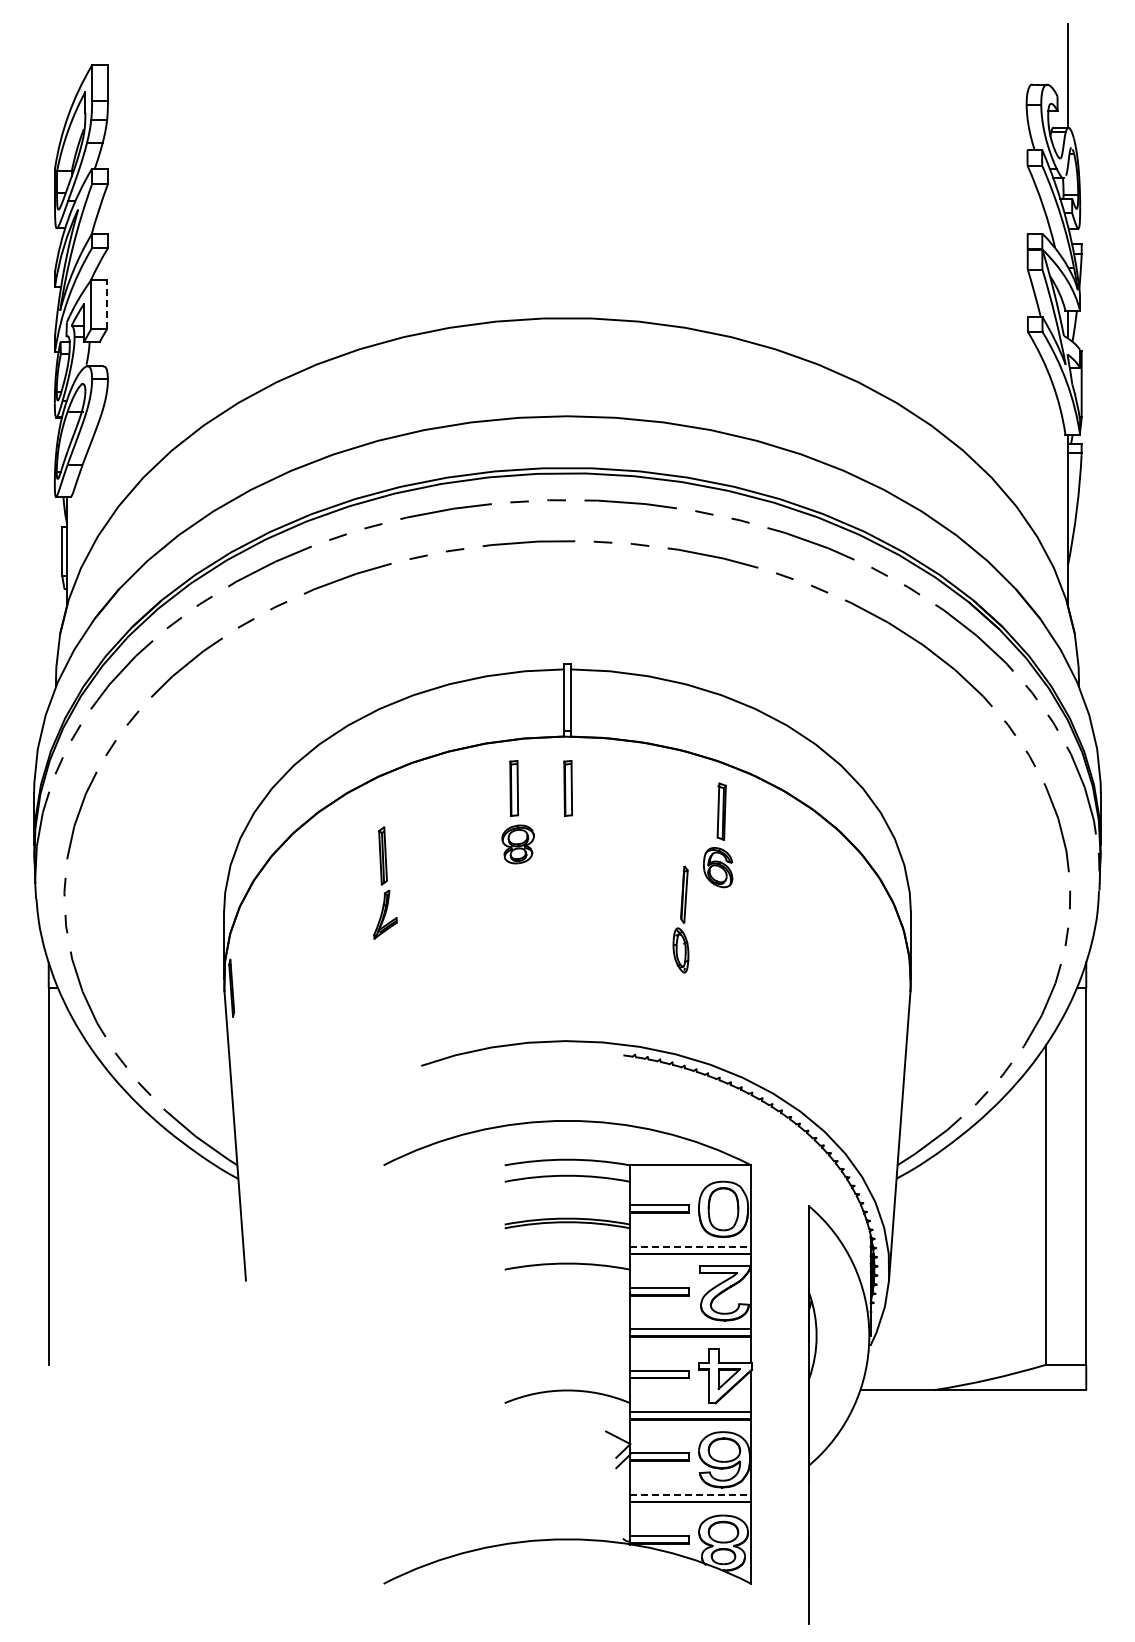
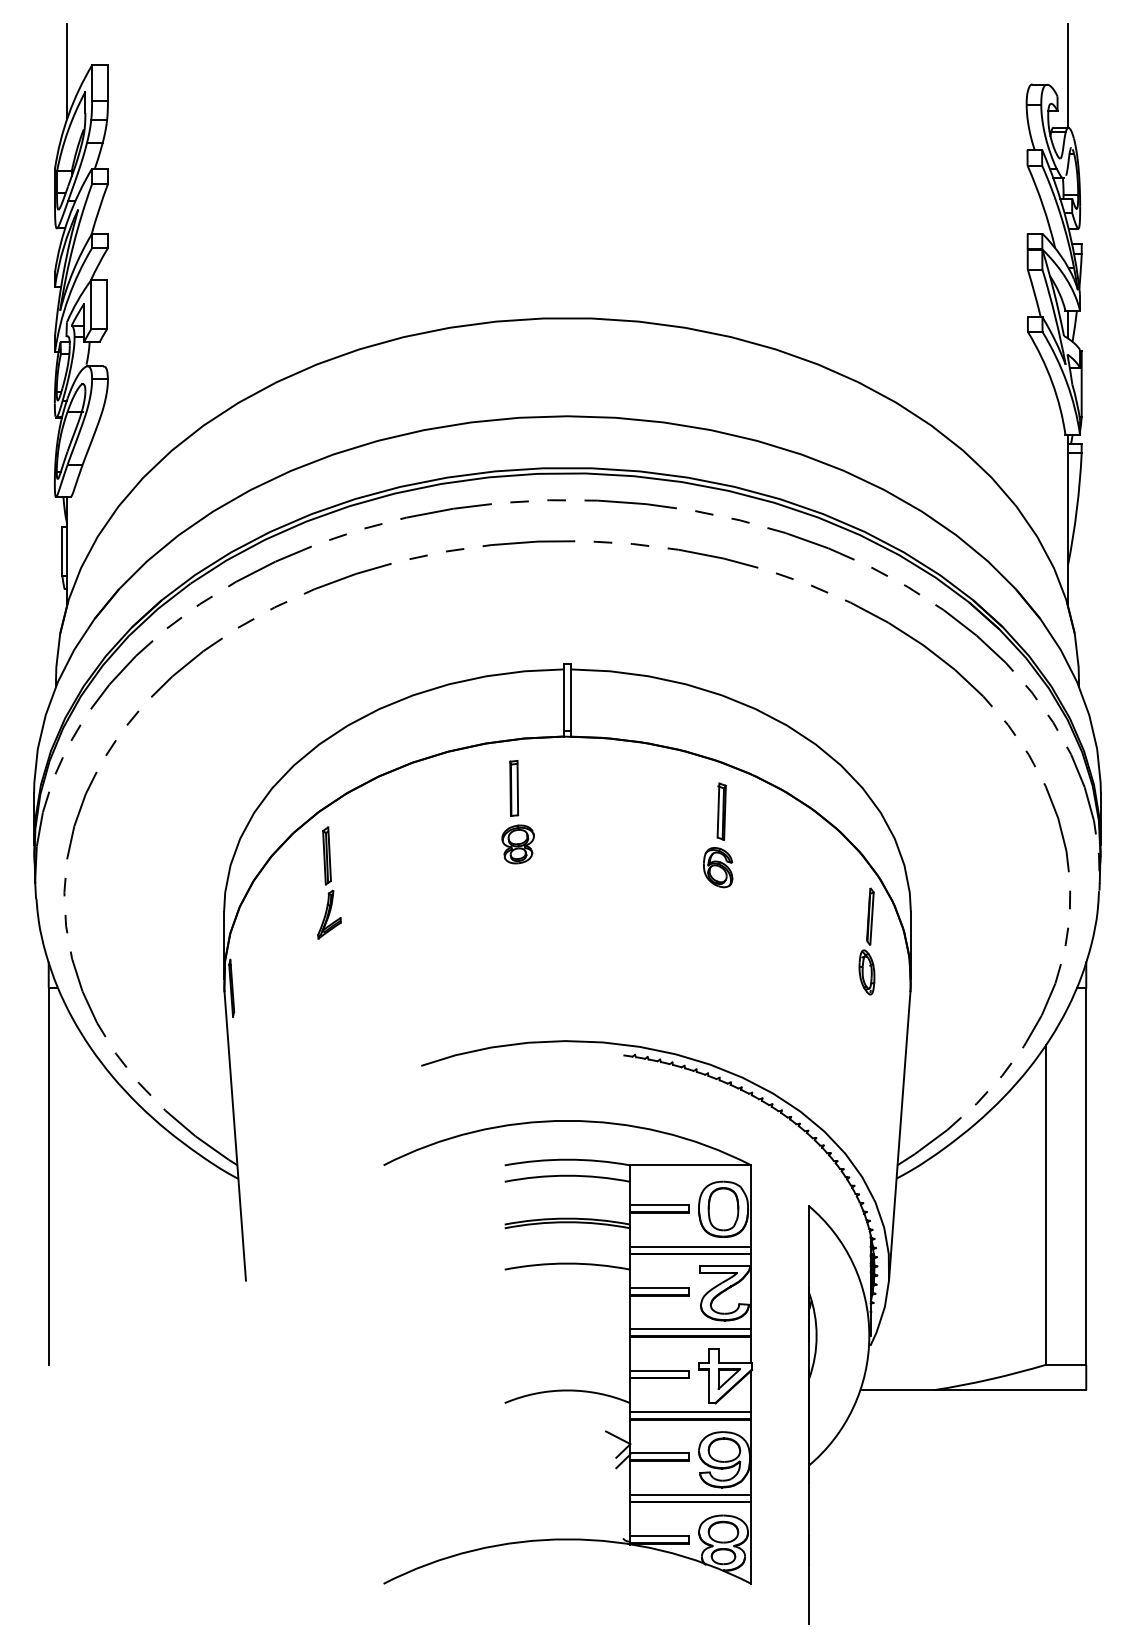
line: none -> present (67, 71)
line: dashed -> solid (107, 304)
part: present -> none (567, 788)
part position: (385, 882) -> (329, 882) (329, 882)
part position: (680, 919) -> (866, 941) (866, 941)
line: dashed -> solid (690, 1246)
line: dashed -> solid (690, 1494)
